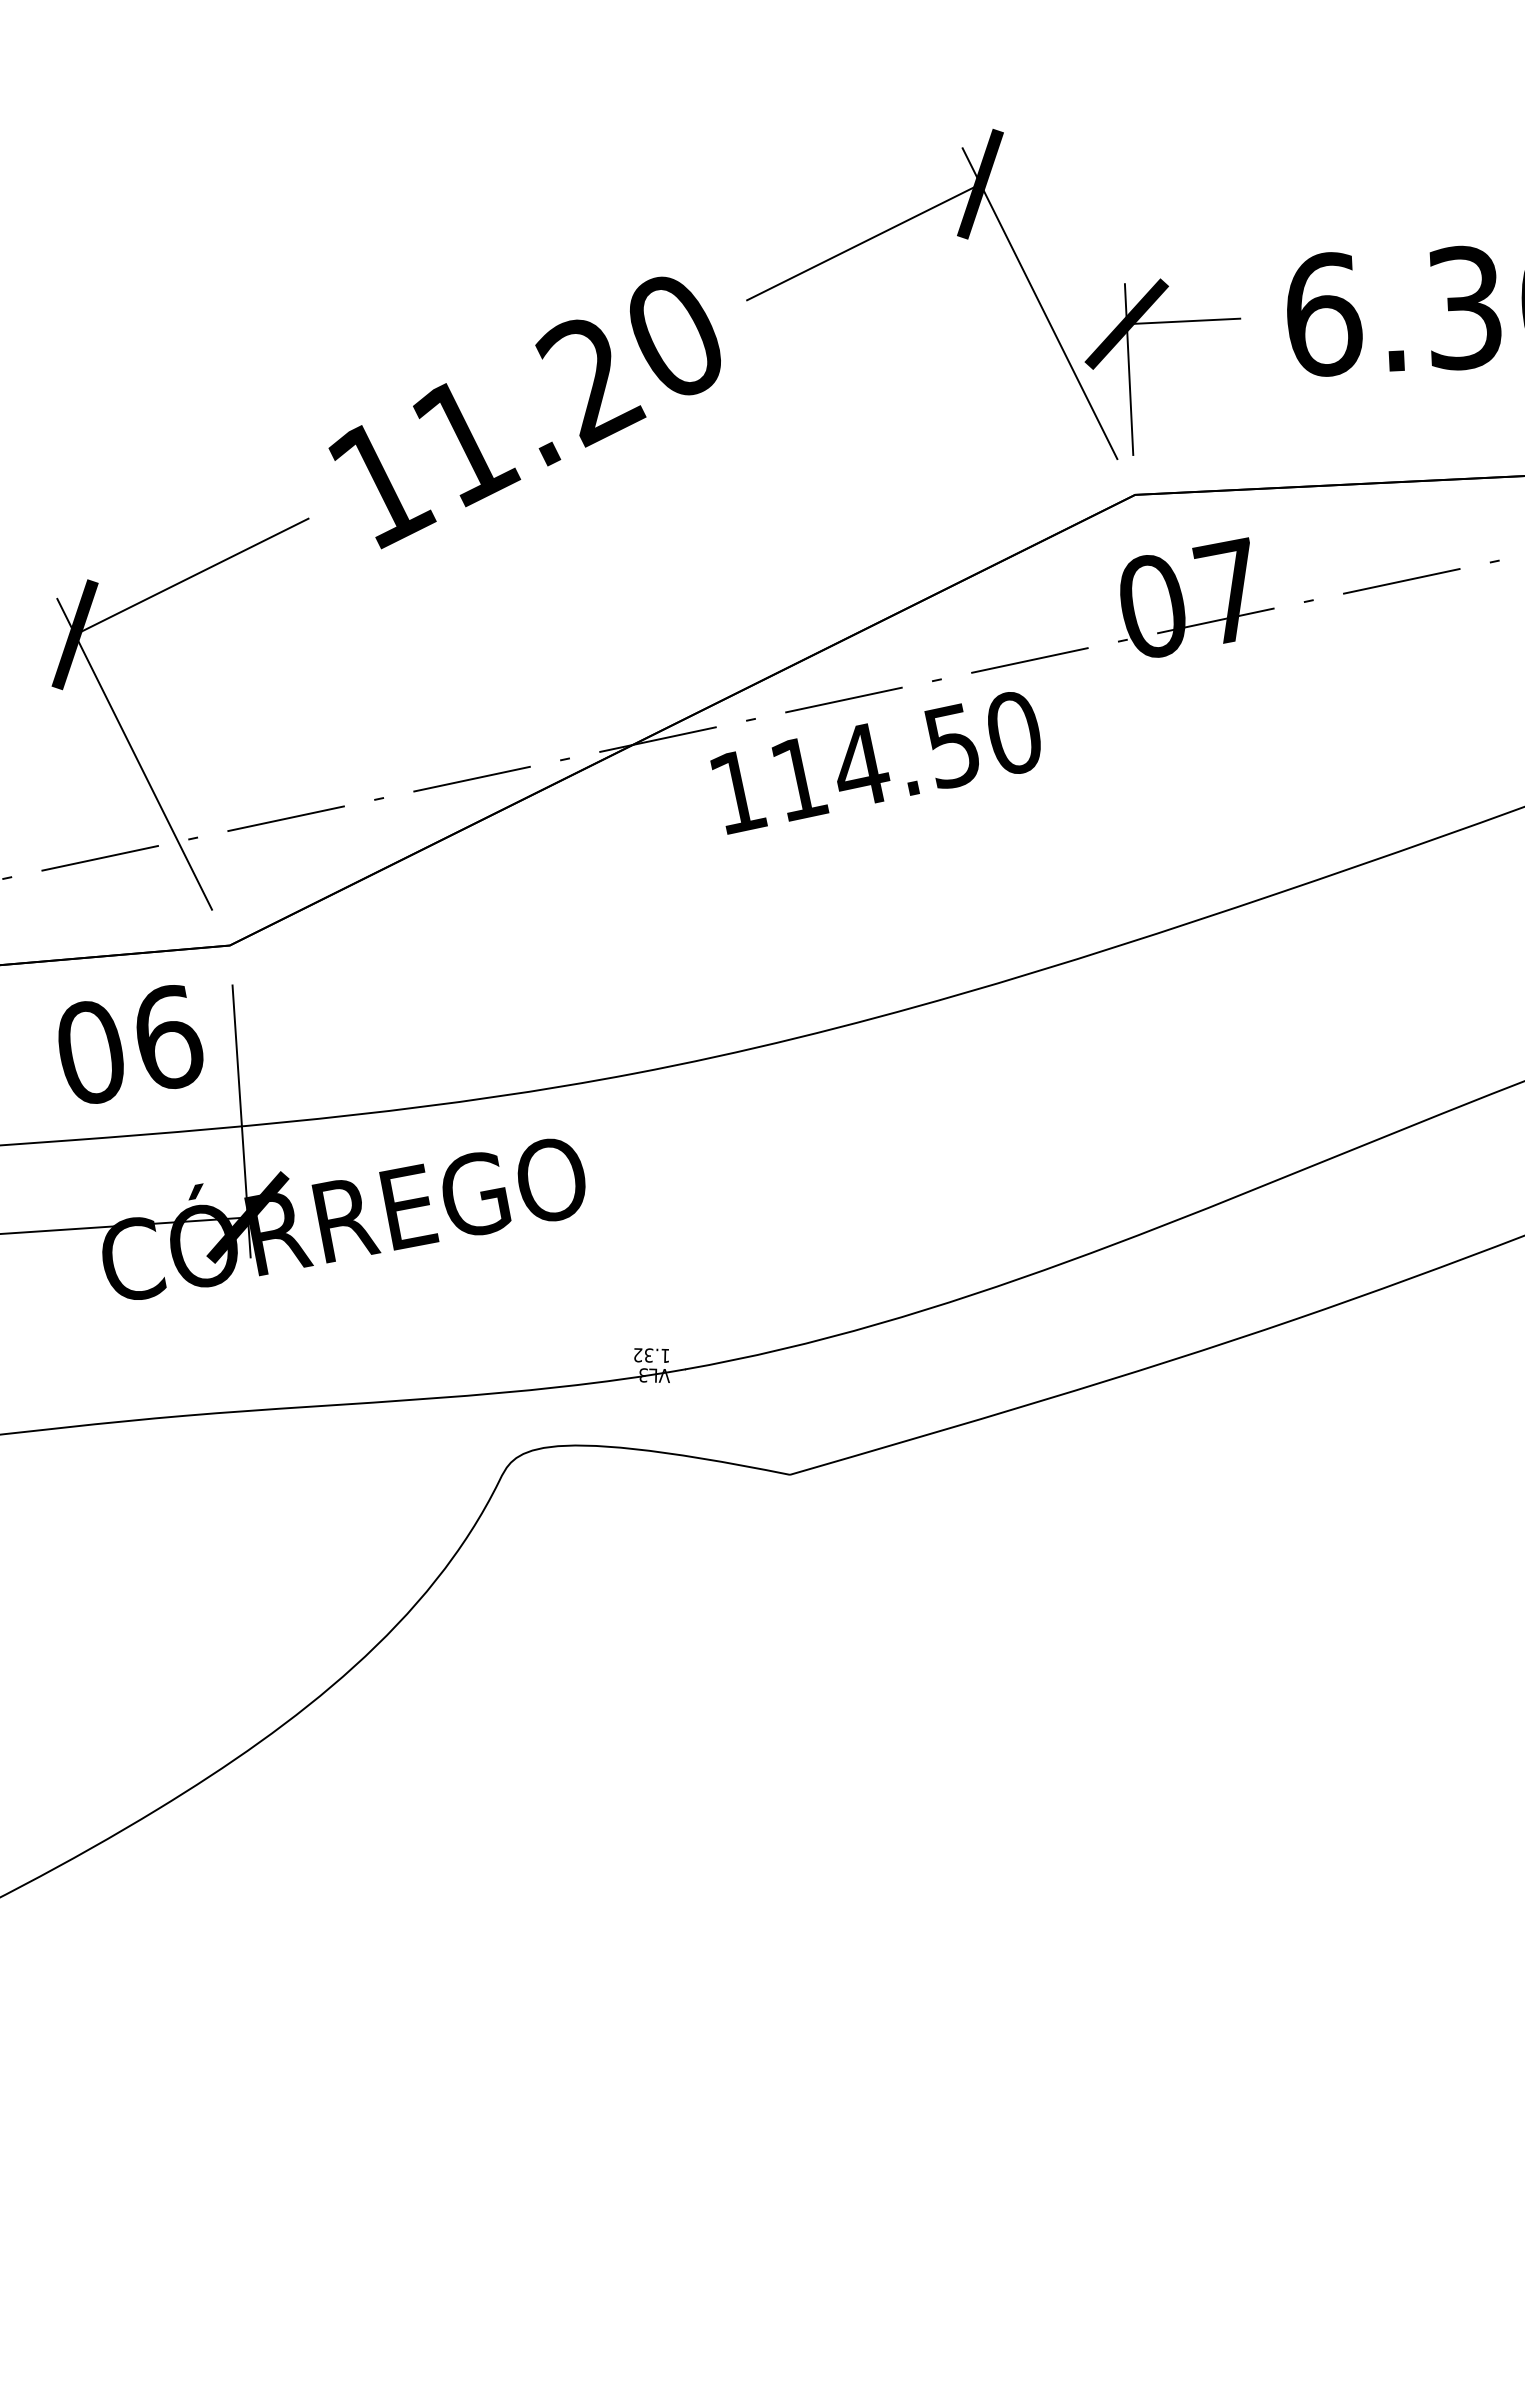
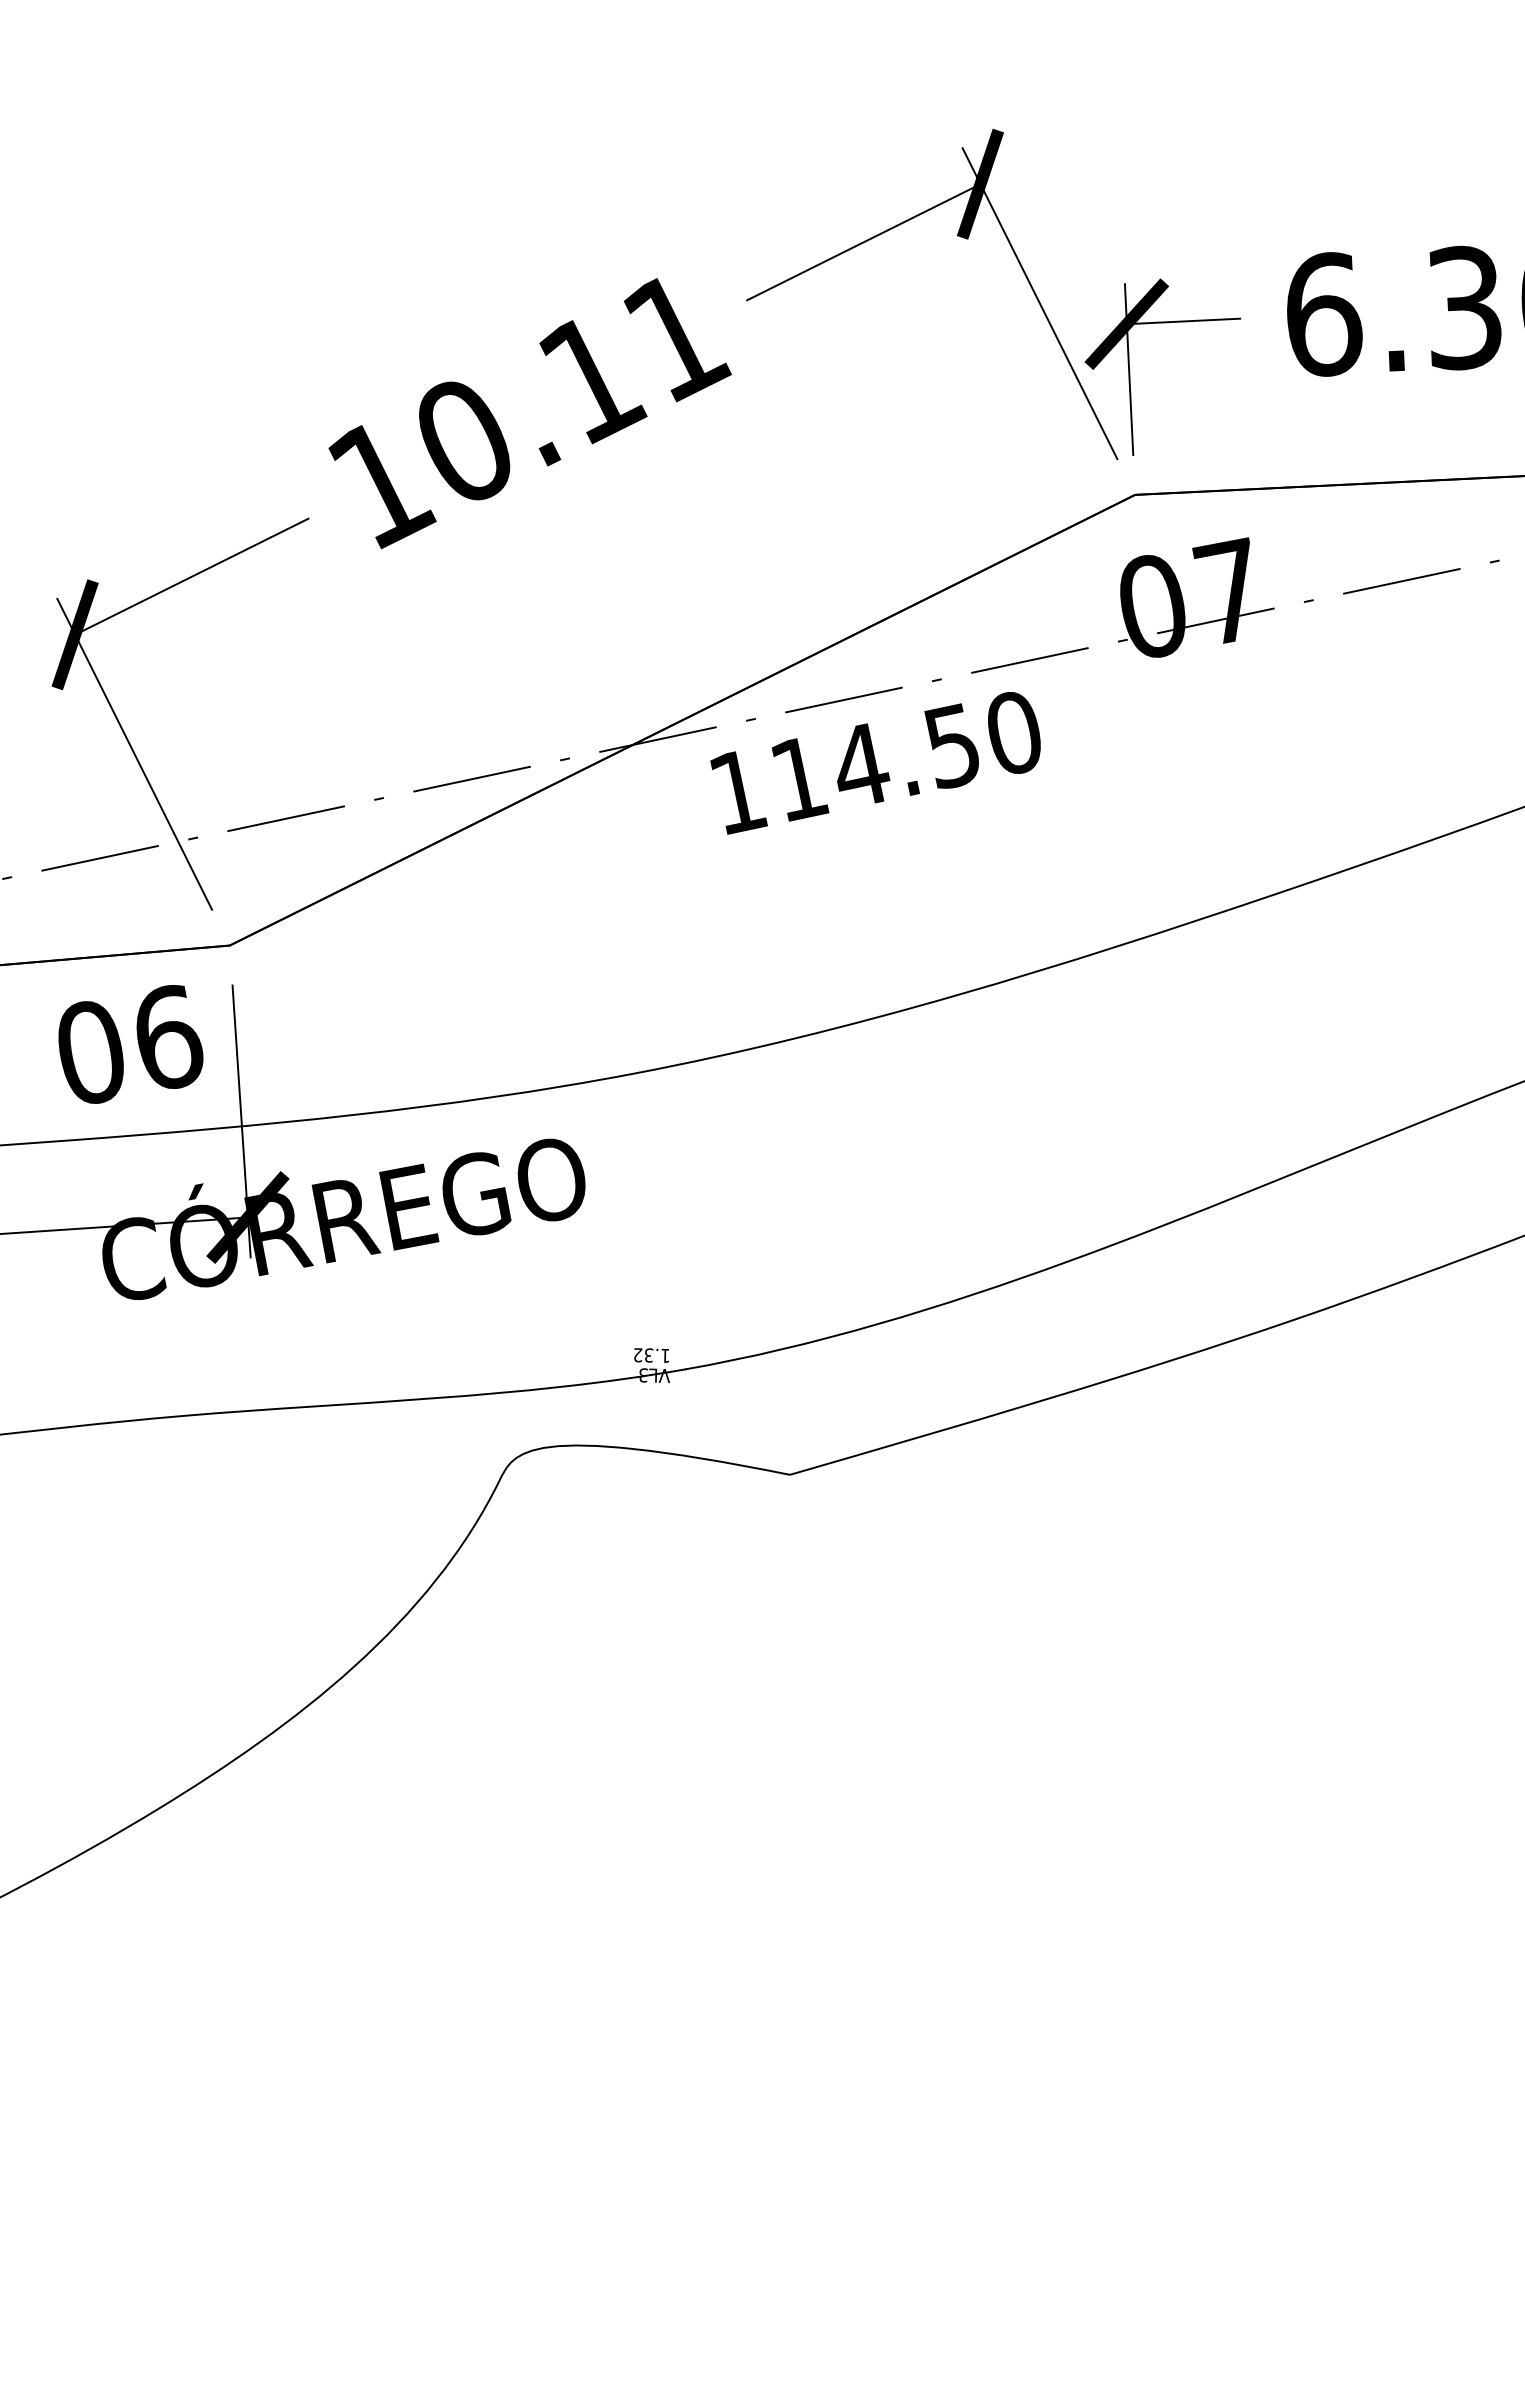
text: 11.20 -> 10.11 (572, 391)
